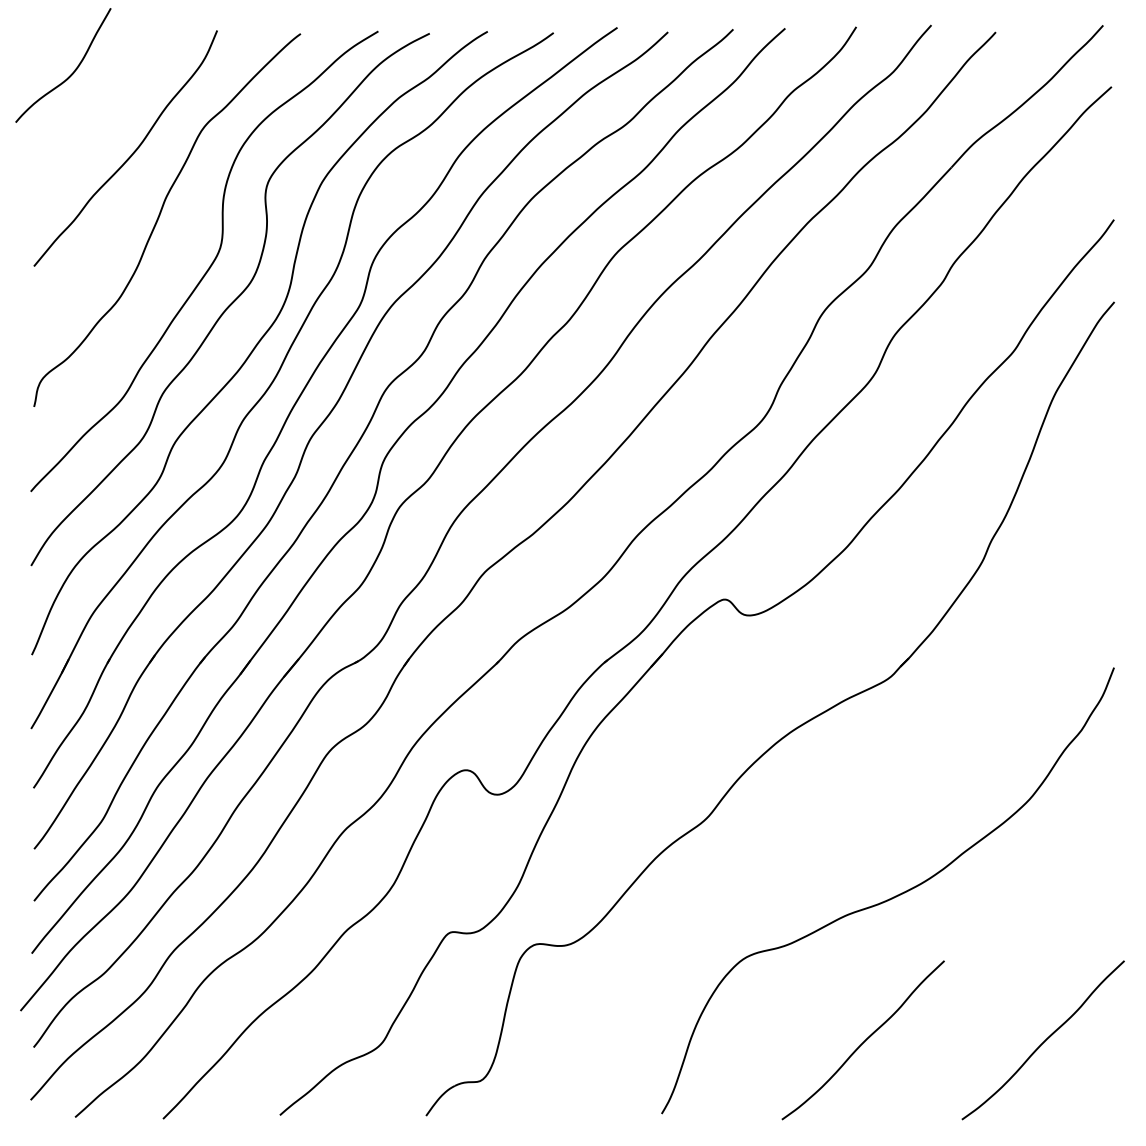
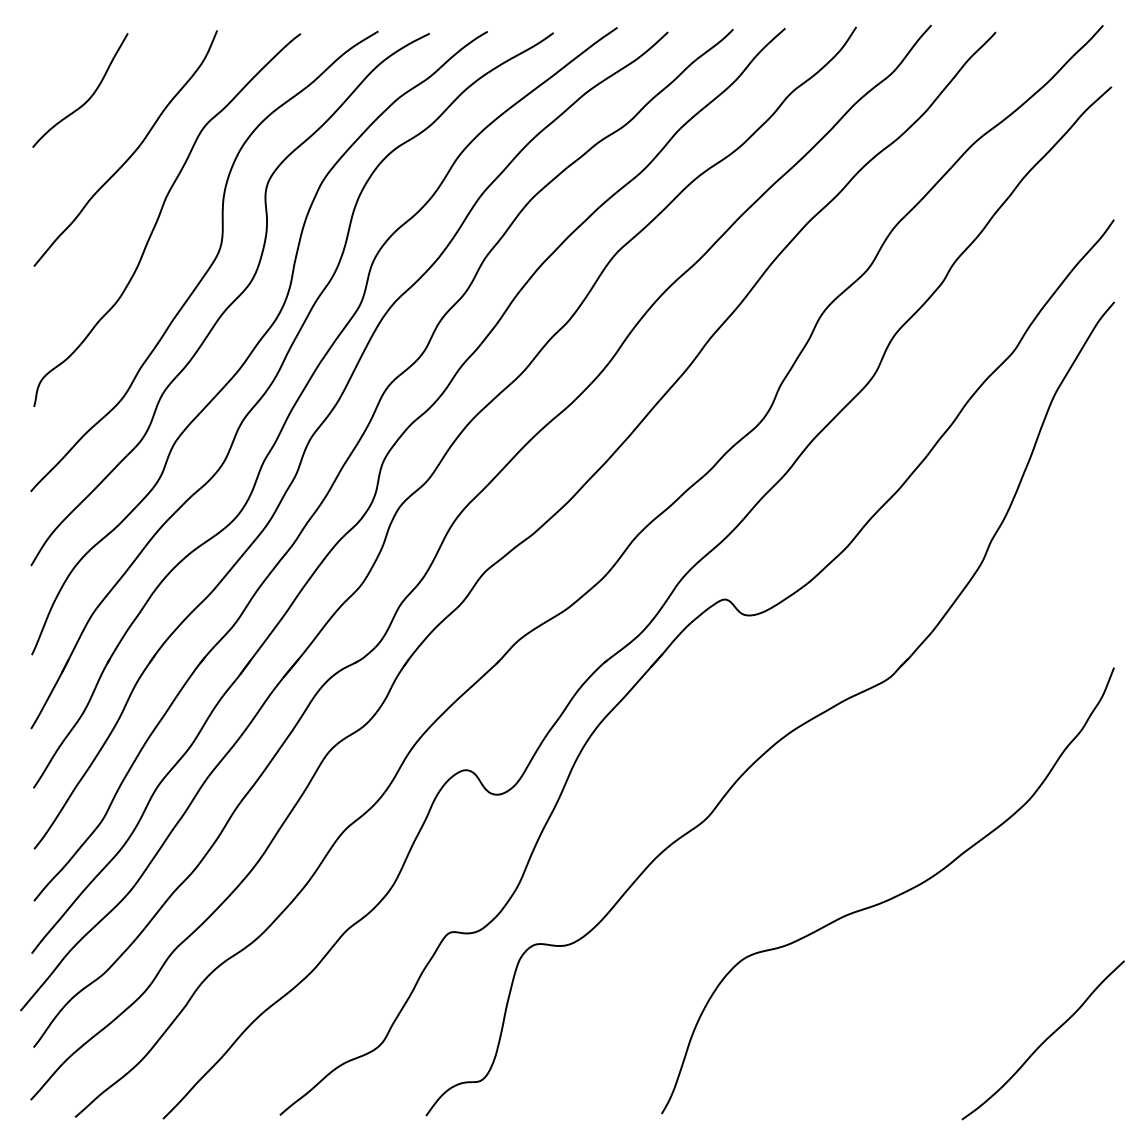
curve position: (71, 73) -> (88, 98) (88, 98)
curve: present -> none (863, 1041)
